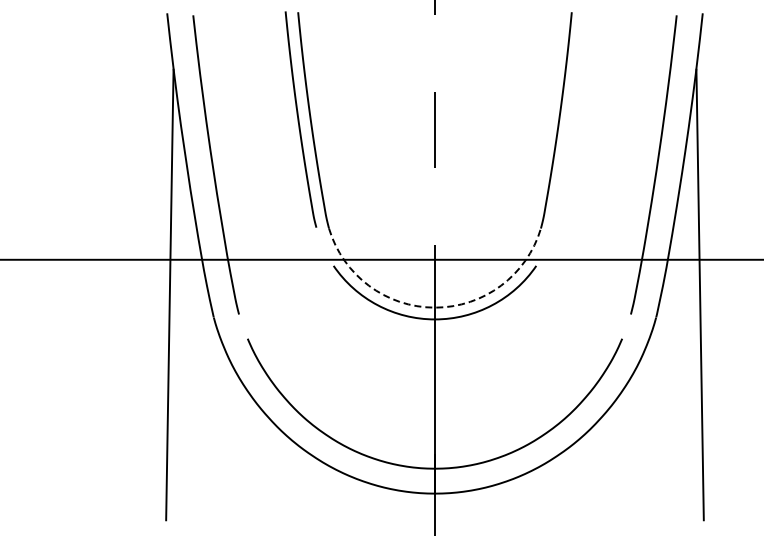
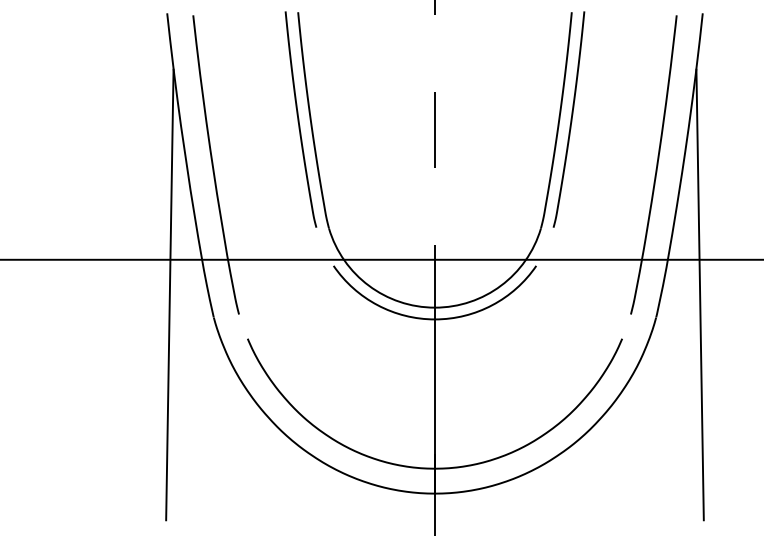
curve: none -> present (570, 119)
arc: dashed -> solid (435, 307)
